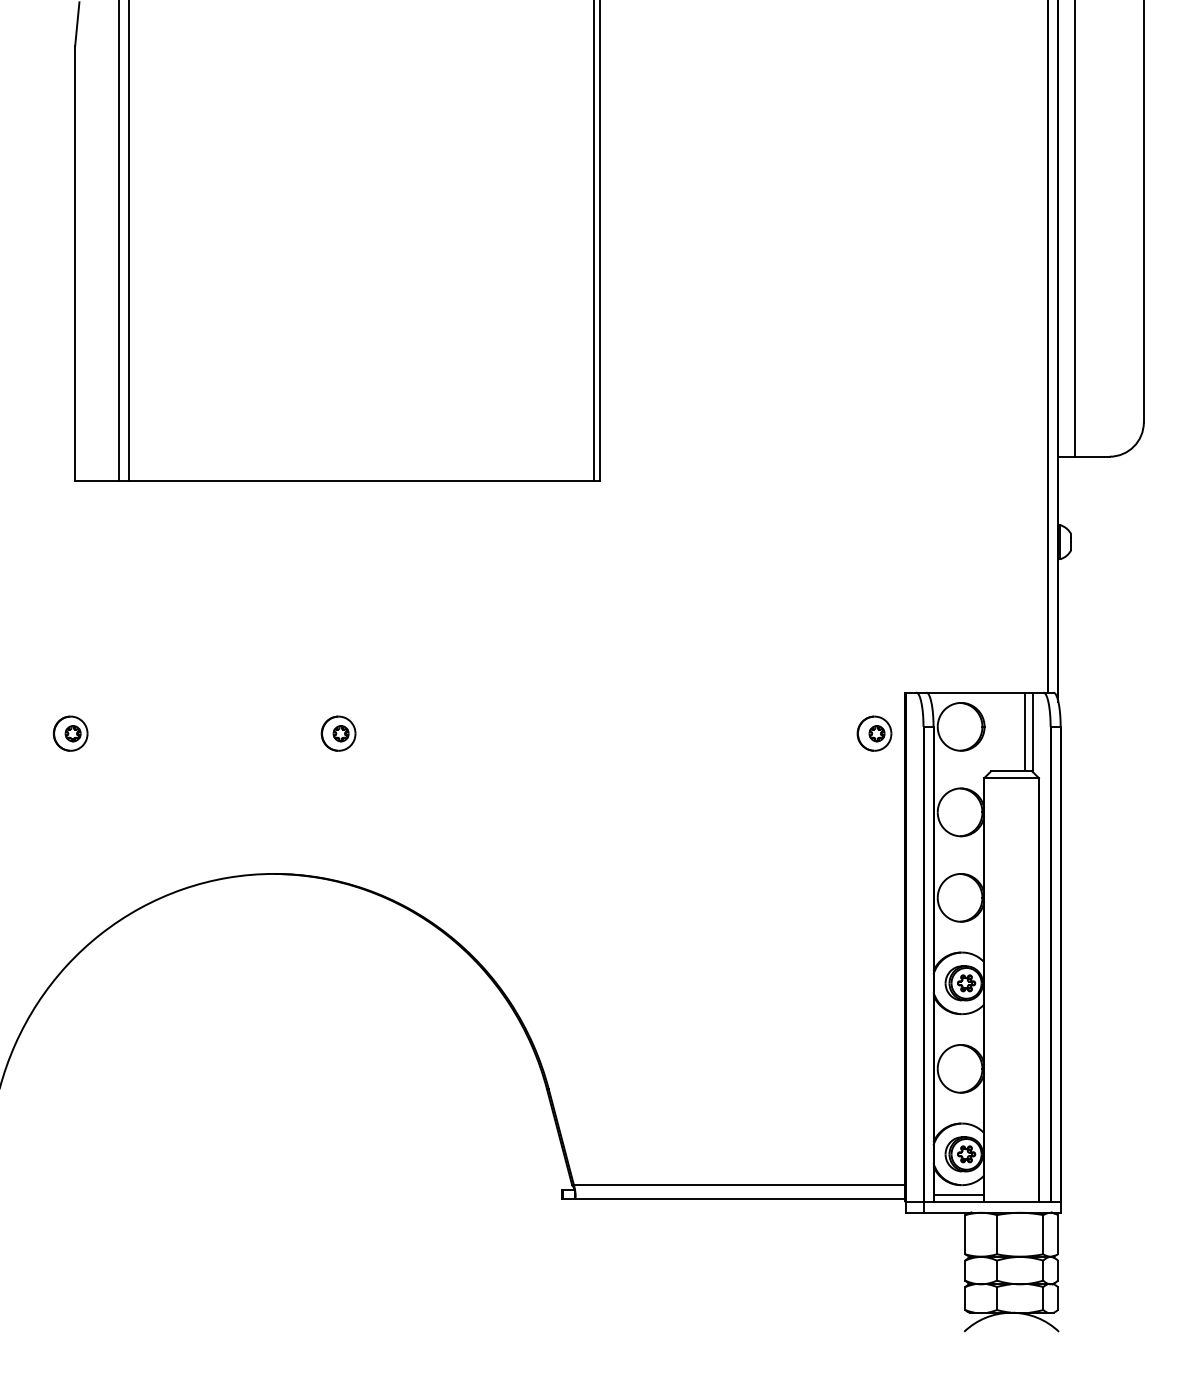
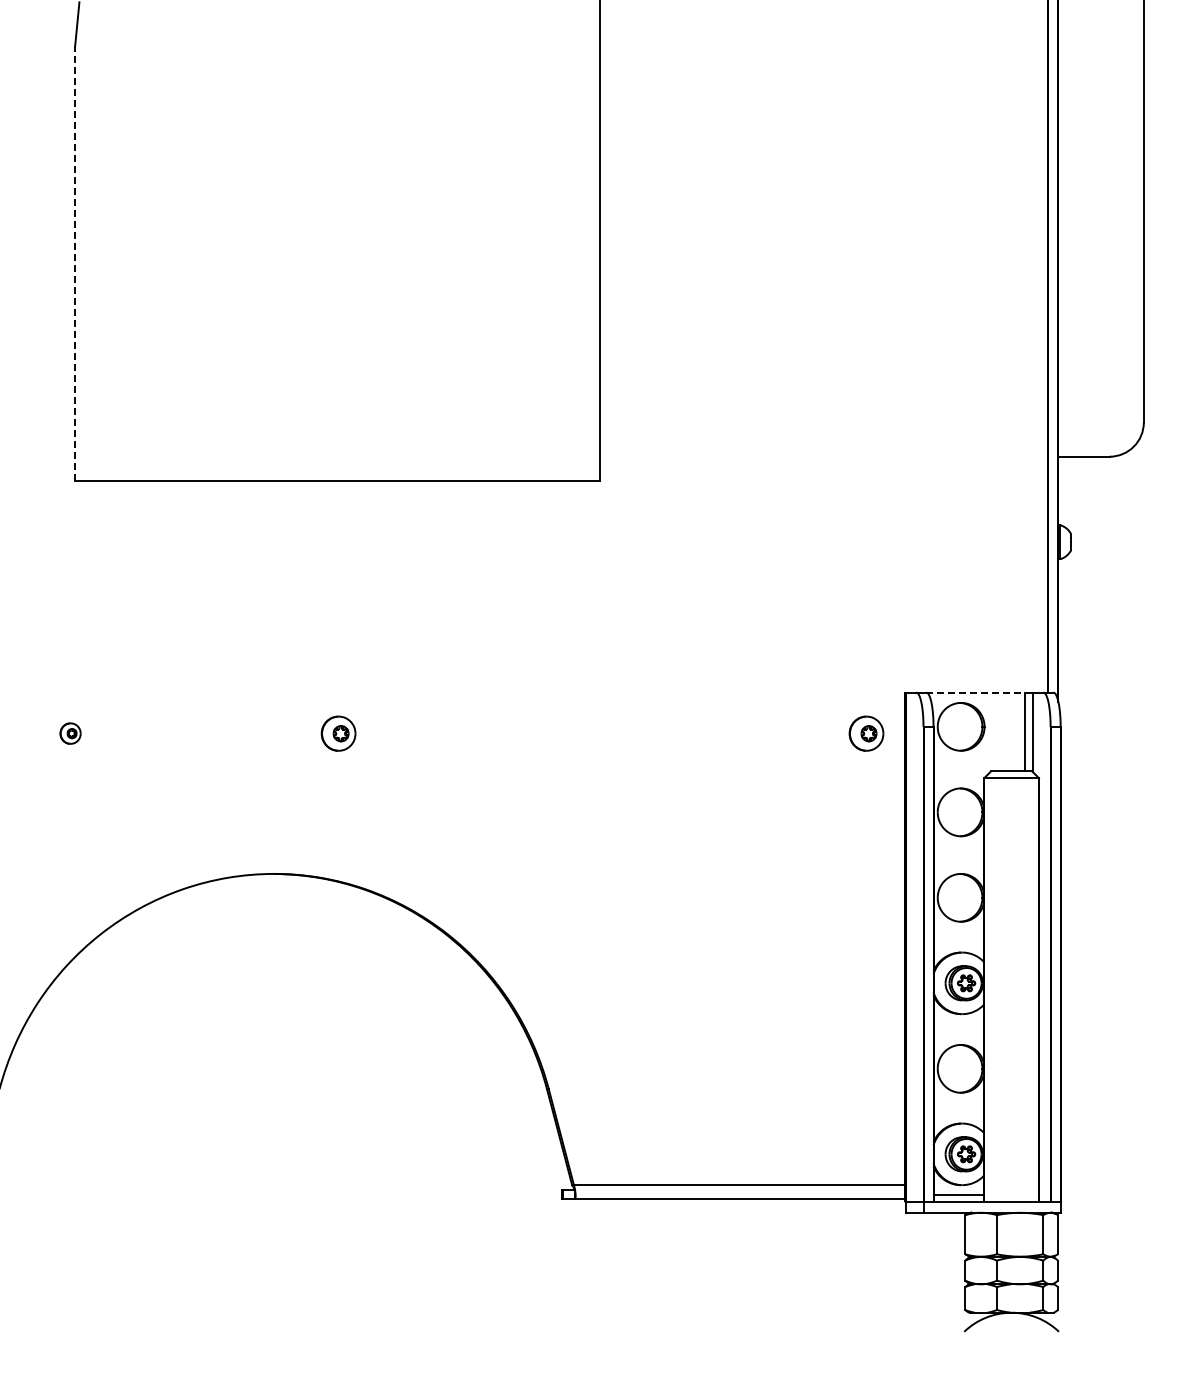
line: present -> none (1075, 229)
line: present -> none (118, 241)
line: present -> none (128, 241)
line: present -> none (593, 241)
line: solid -> dashed (75, 262)
line: solid -> dashed (980, 692)
part size: 37x37 px -> 23x23 px (70, 733)
part position: (874, 733) -> (866, 733) (866, 733)
